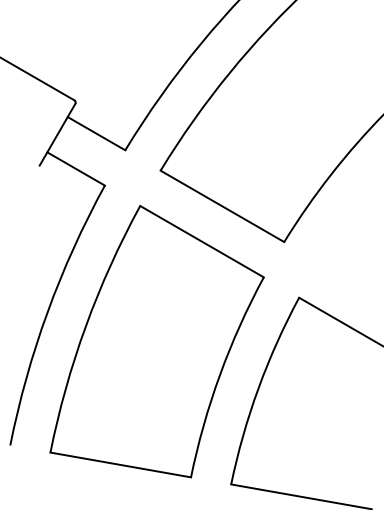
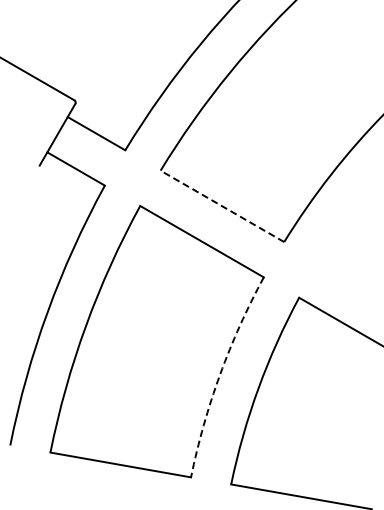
line: solid -> dashed (221, 206)
arc: solid -> dashed (220, 374)
